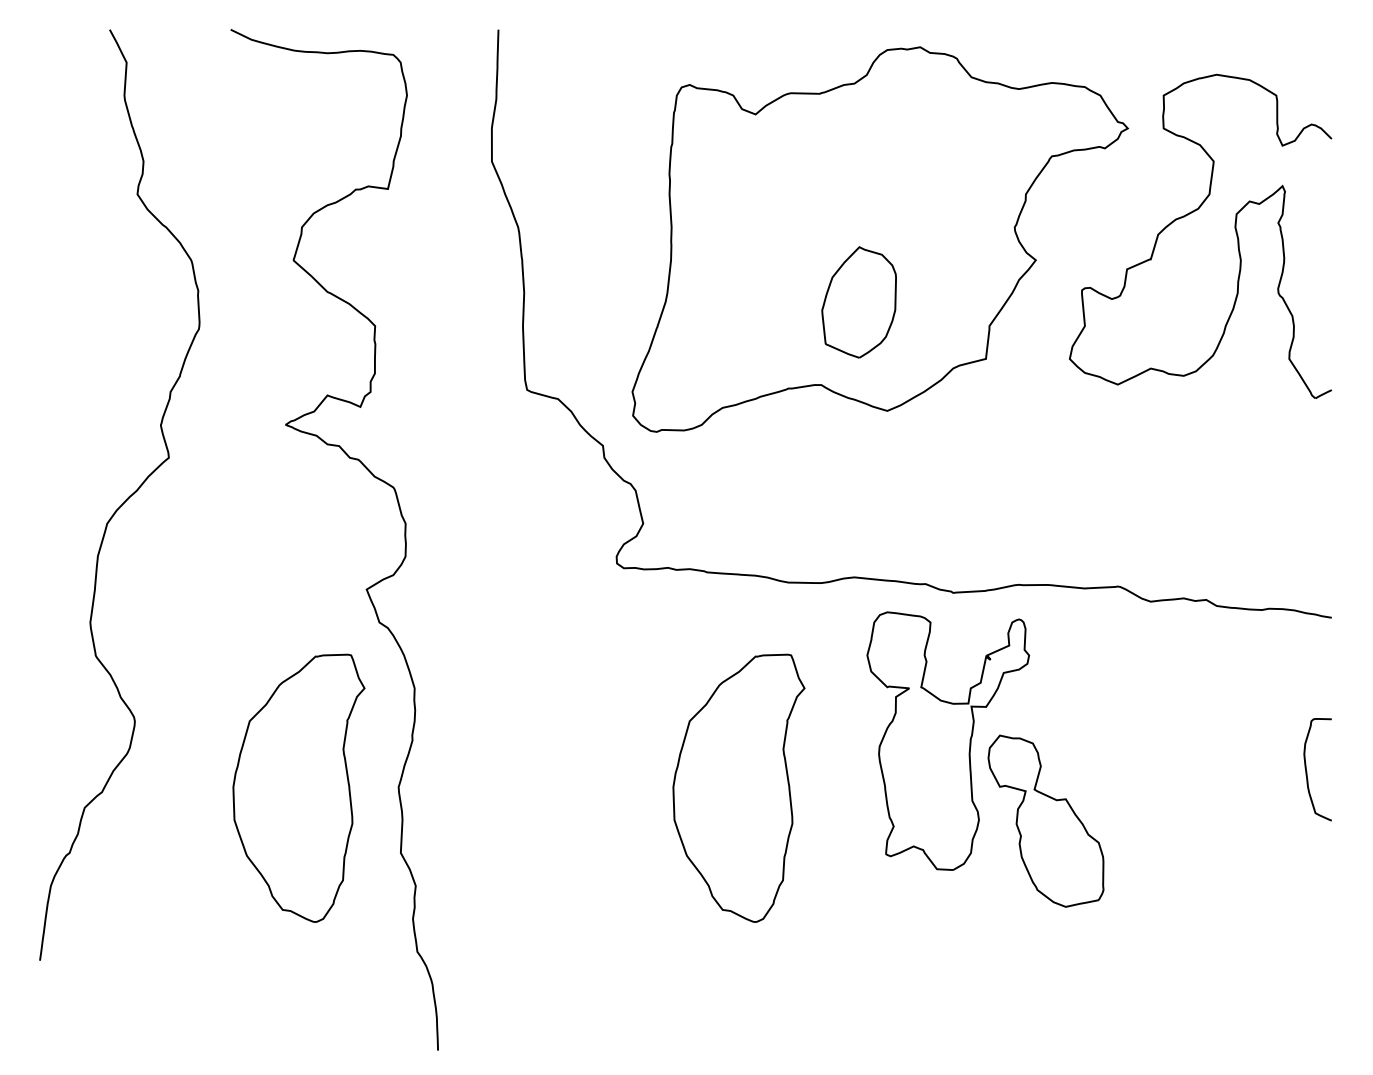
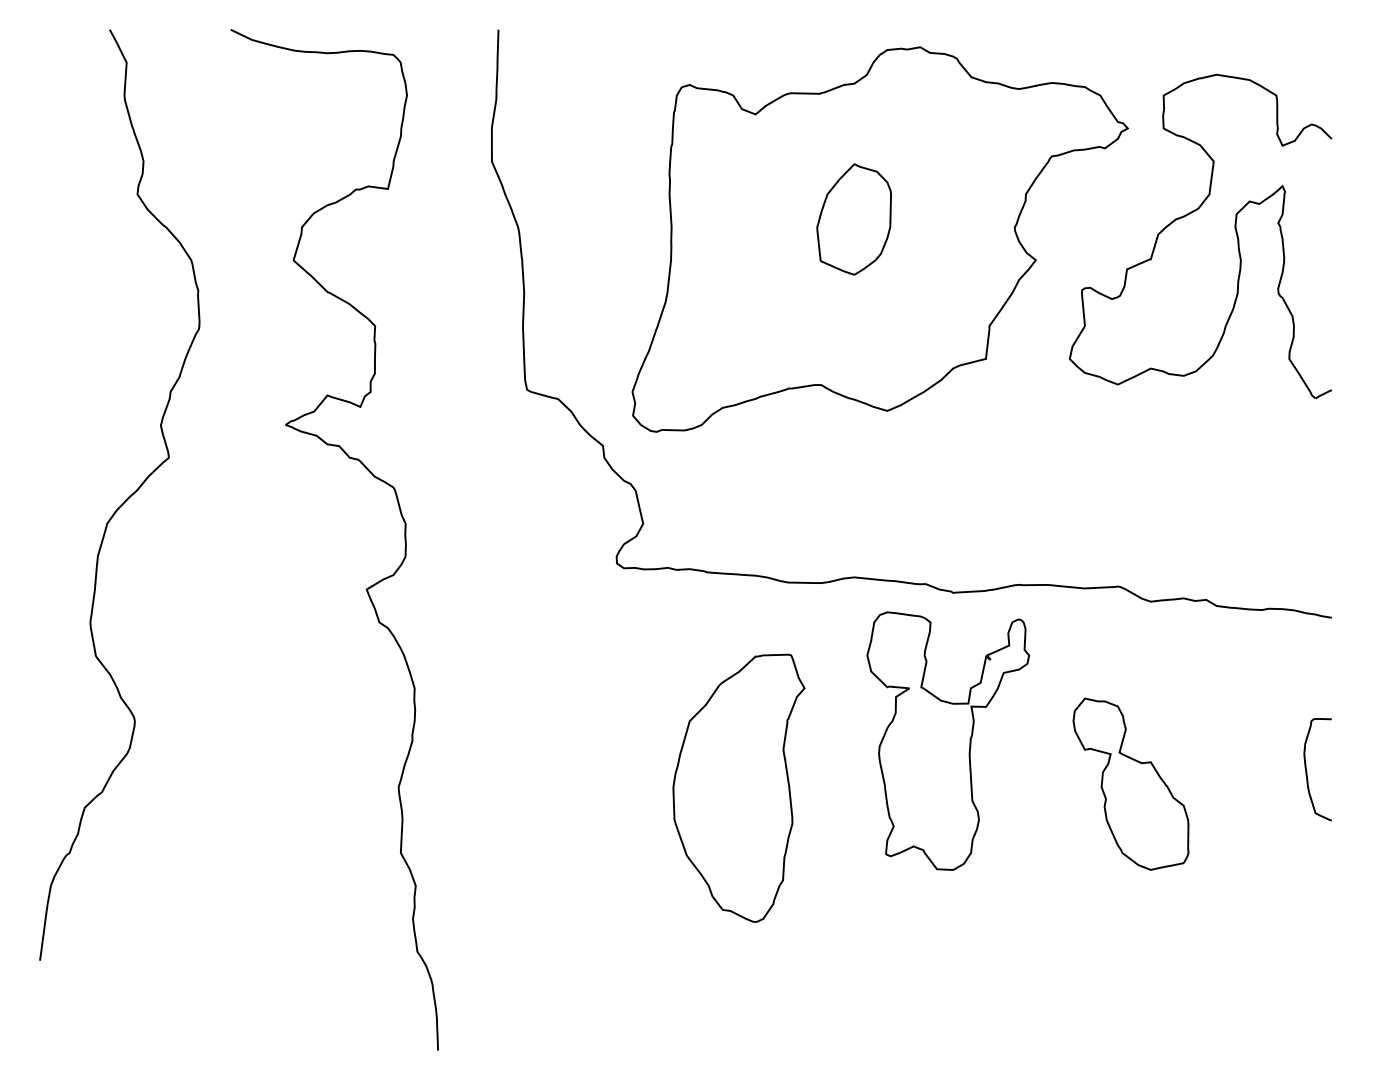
part position: (858, 302) -> (853, 219) (853, 219)
part: present -> none (298, 787)
part position: (1045, 820) -> (1130, 783) (1130, 783)
